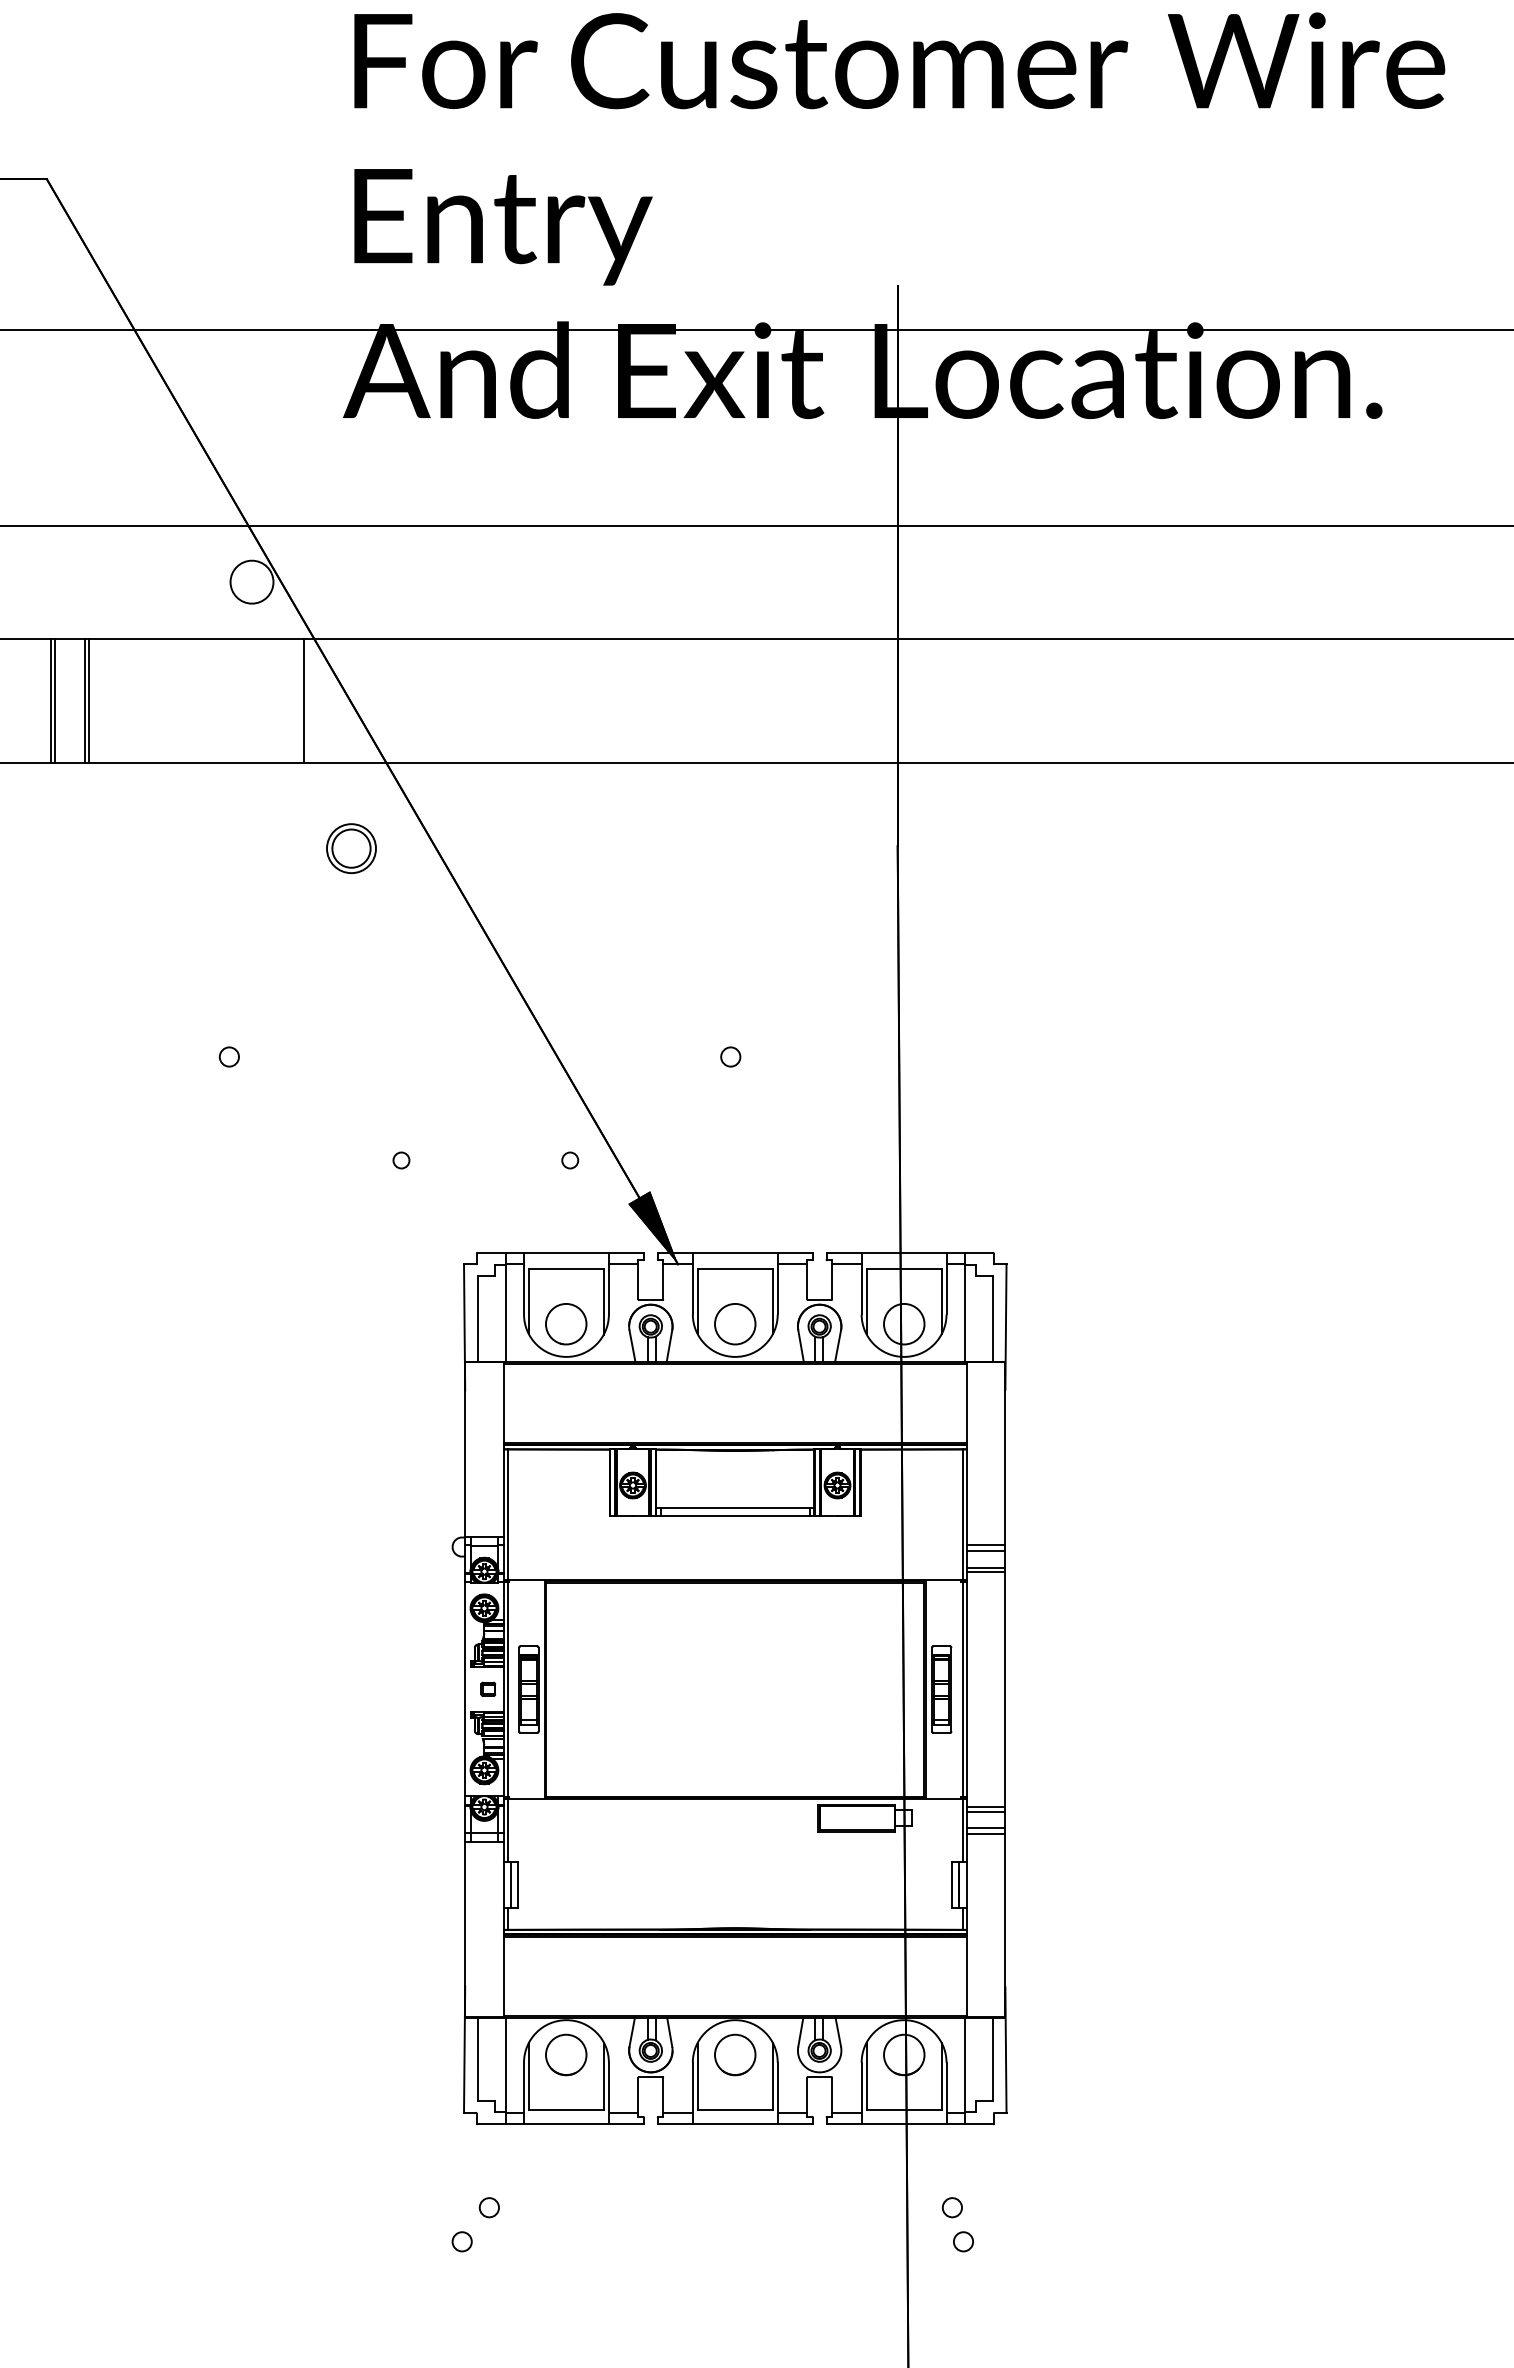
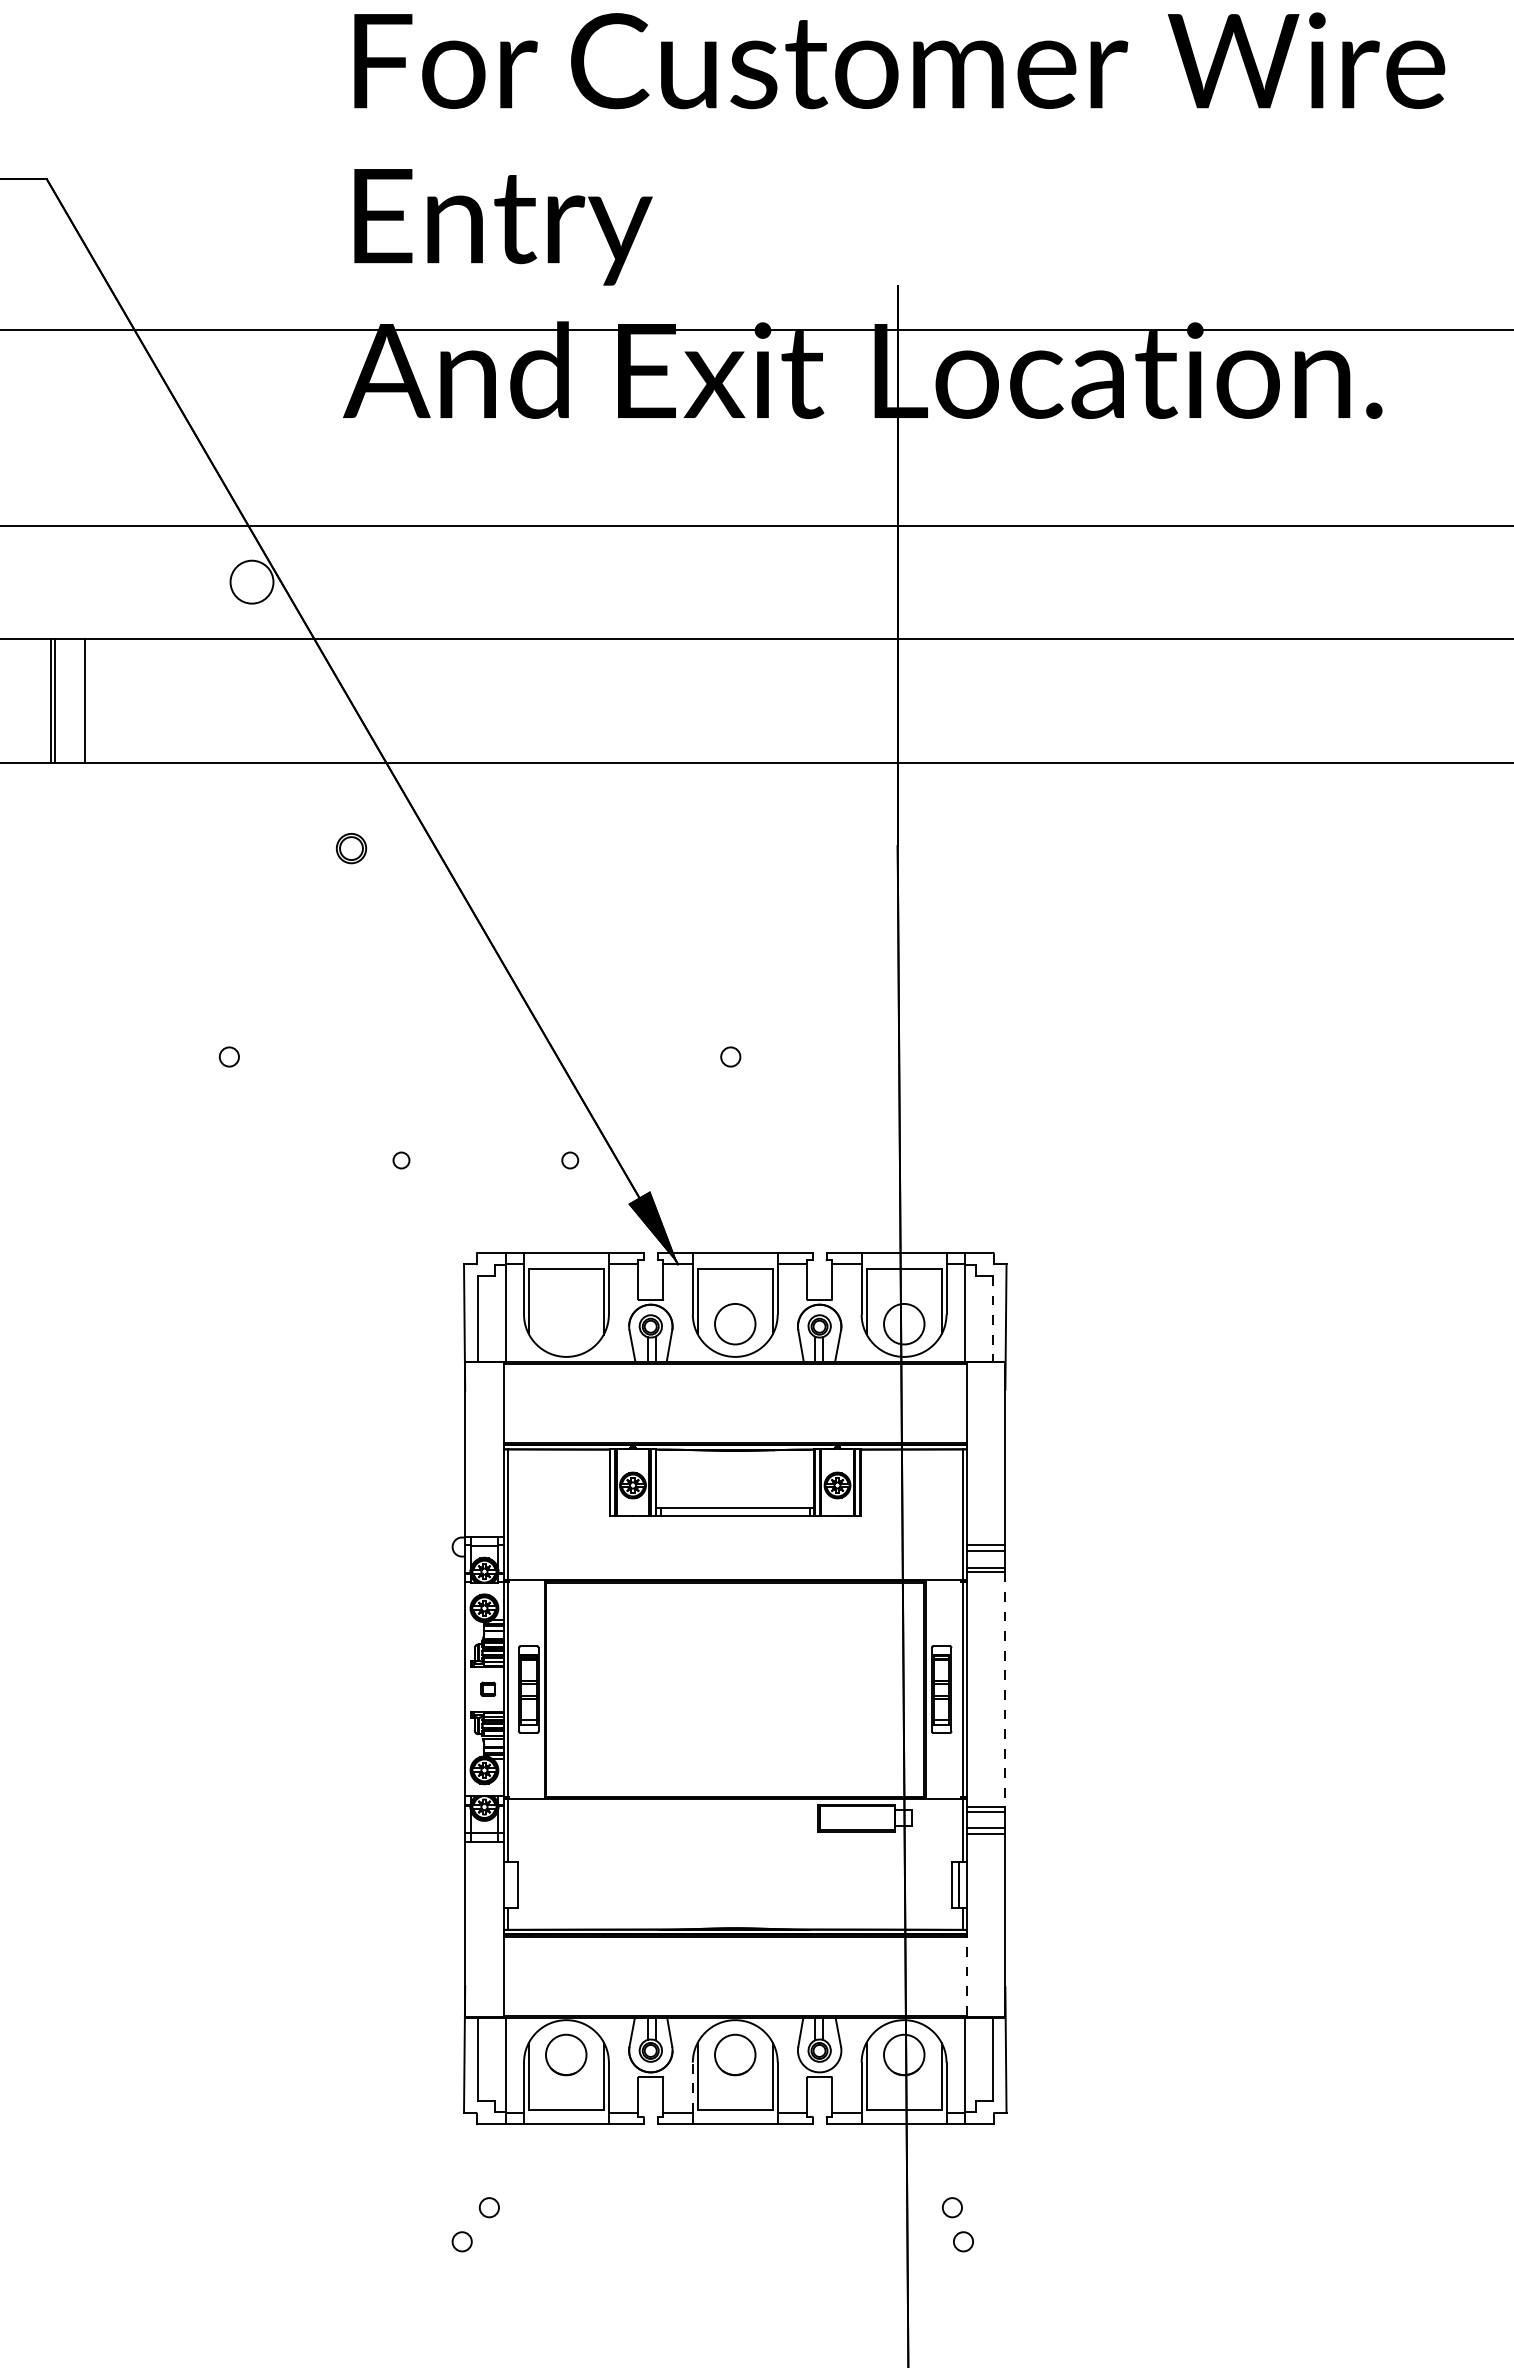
line: present -> none (88, 700)
line: present -> none (303, 700)
part size: 51x51 px -> 33x32 px (351, 848)
line: solid -> dashed (992, 1318)
circle: present -> none (566, 1324)
line: solid -> dashed (1005, 1690)
line: present -> none (510, 1884)
line: solid -> dashed (966, 1976)
line: solid -> dashed (692, 2087)
